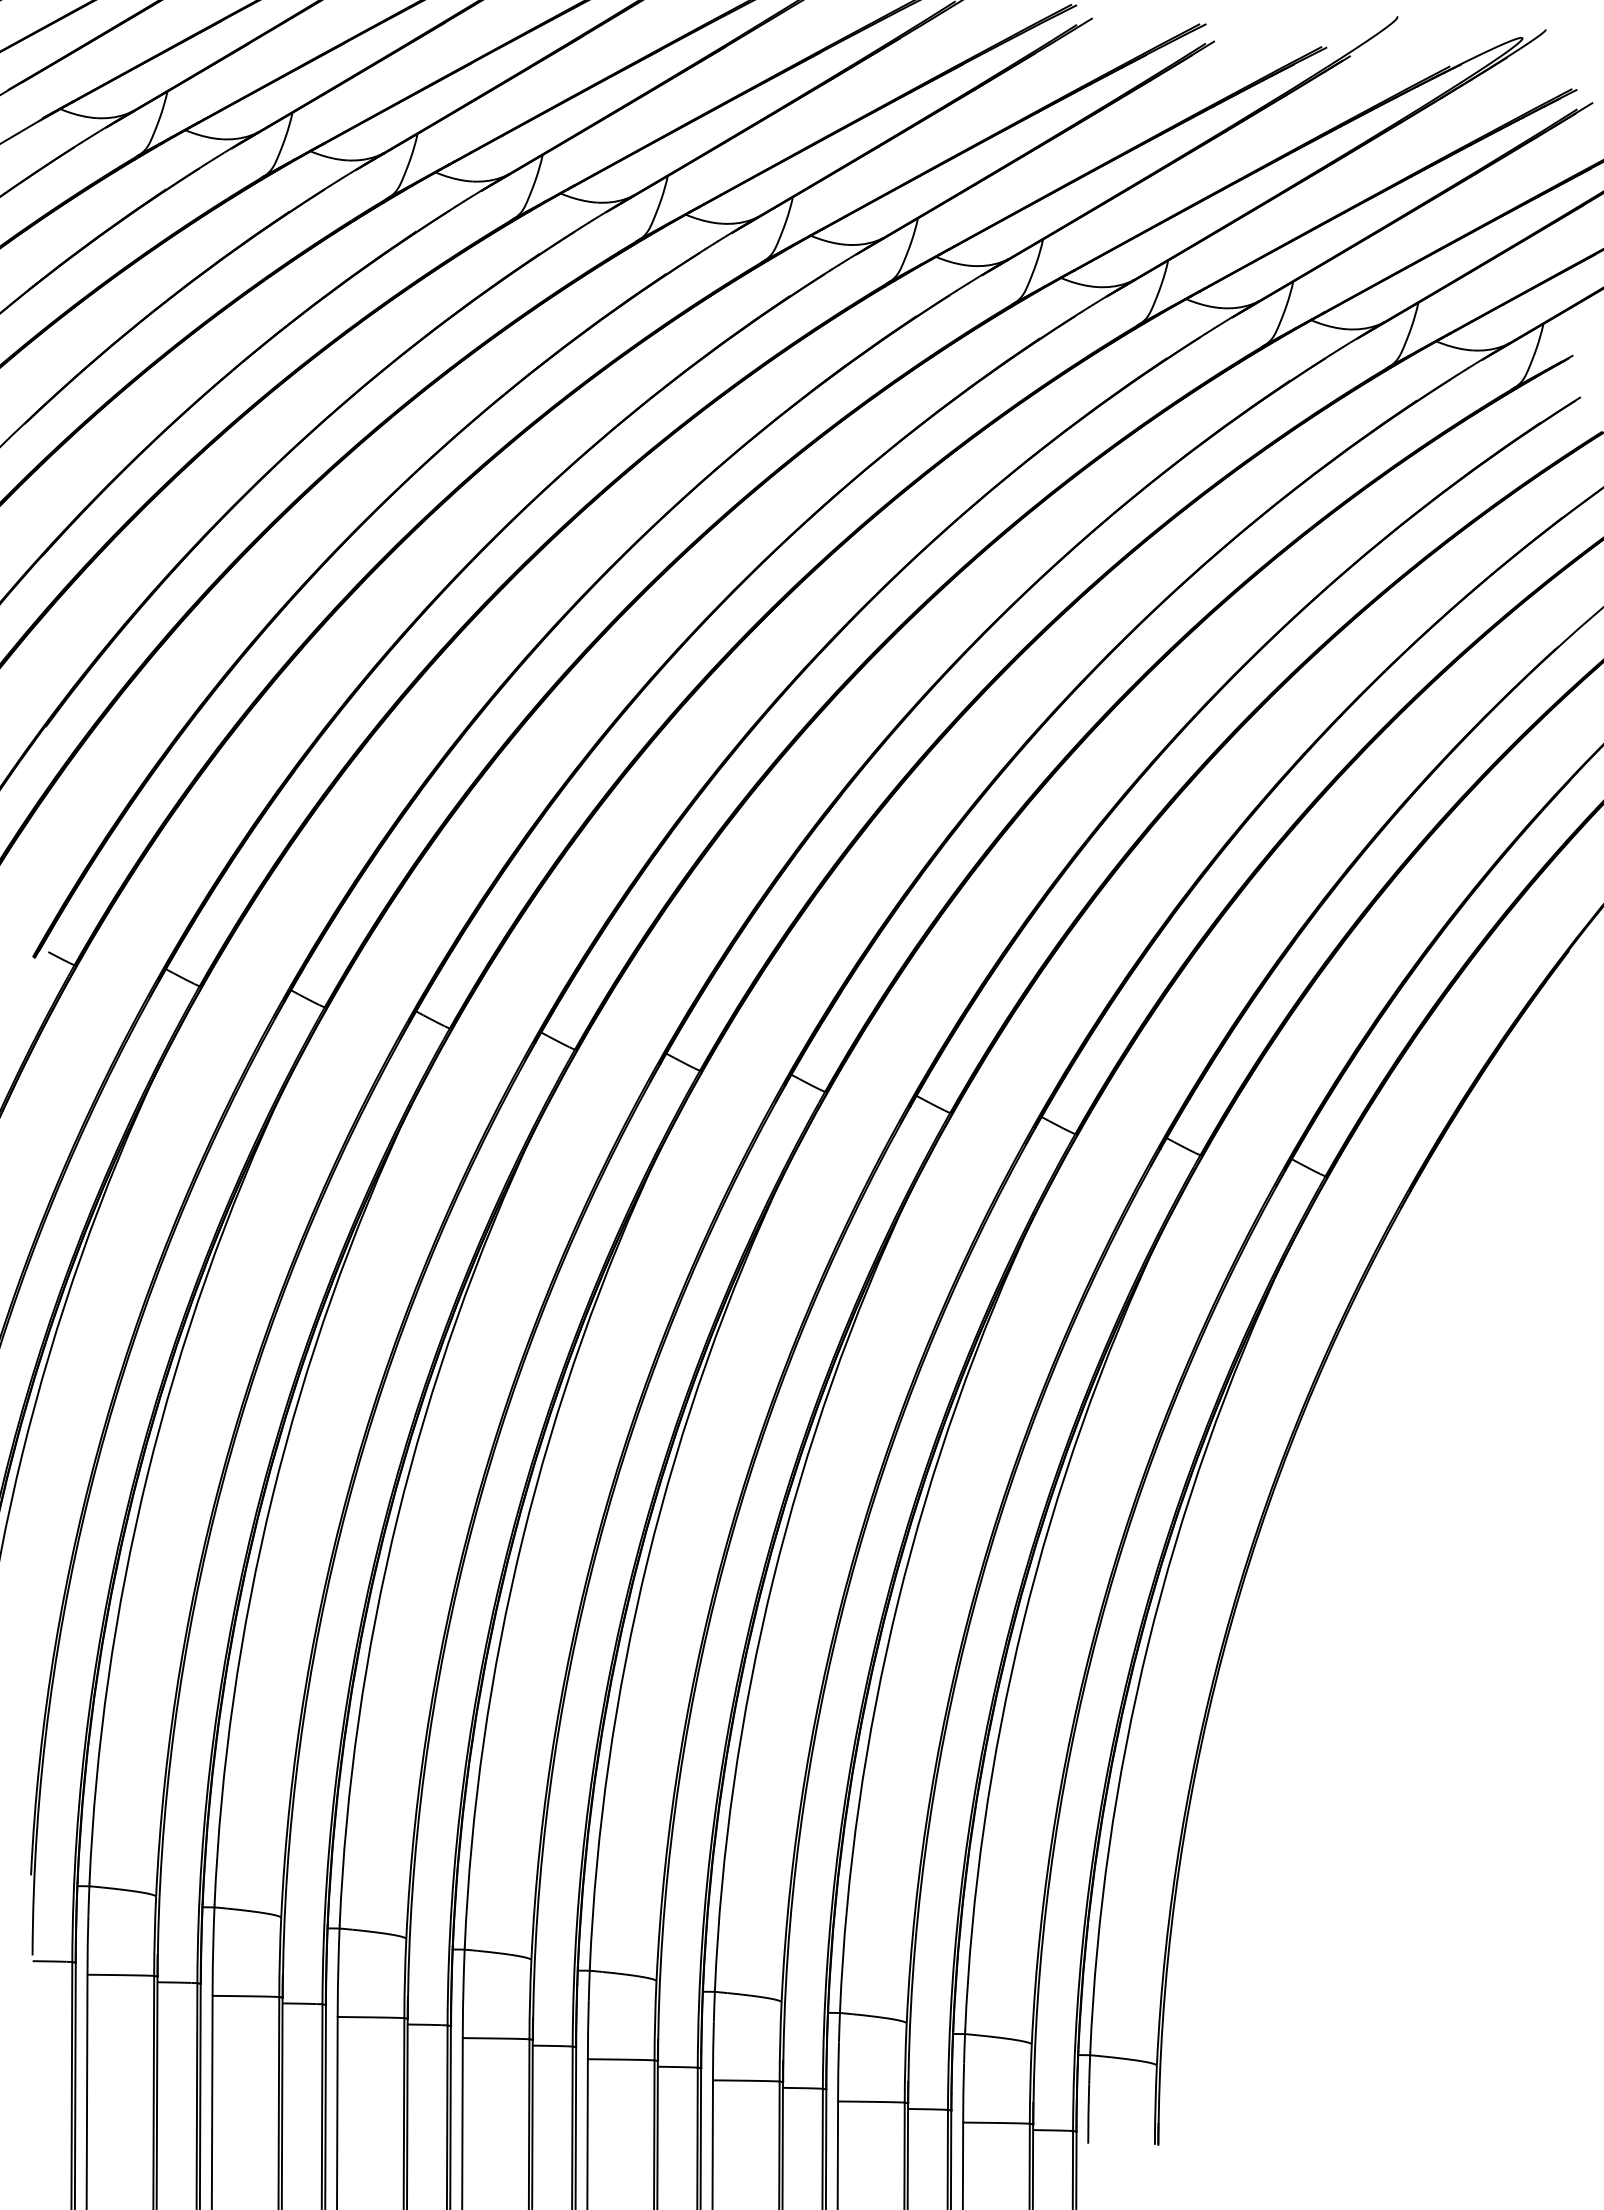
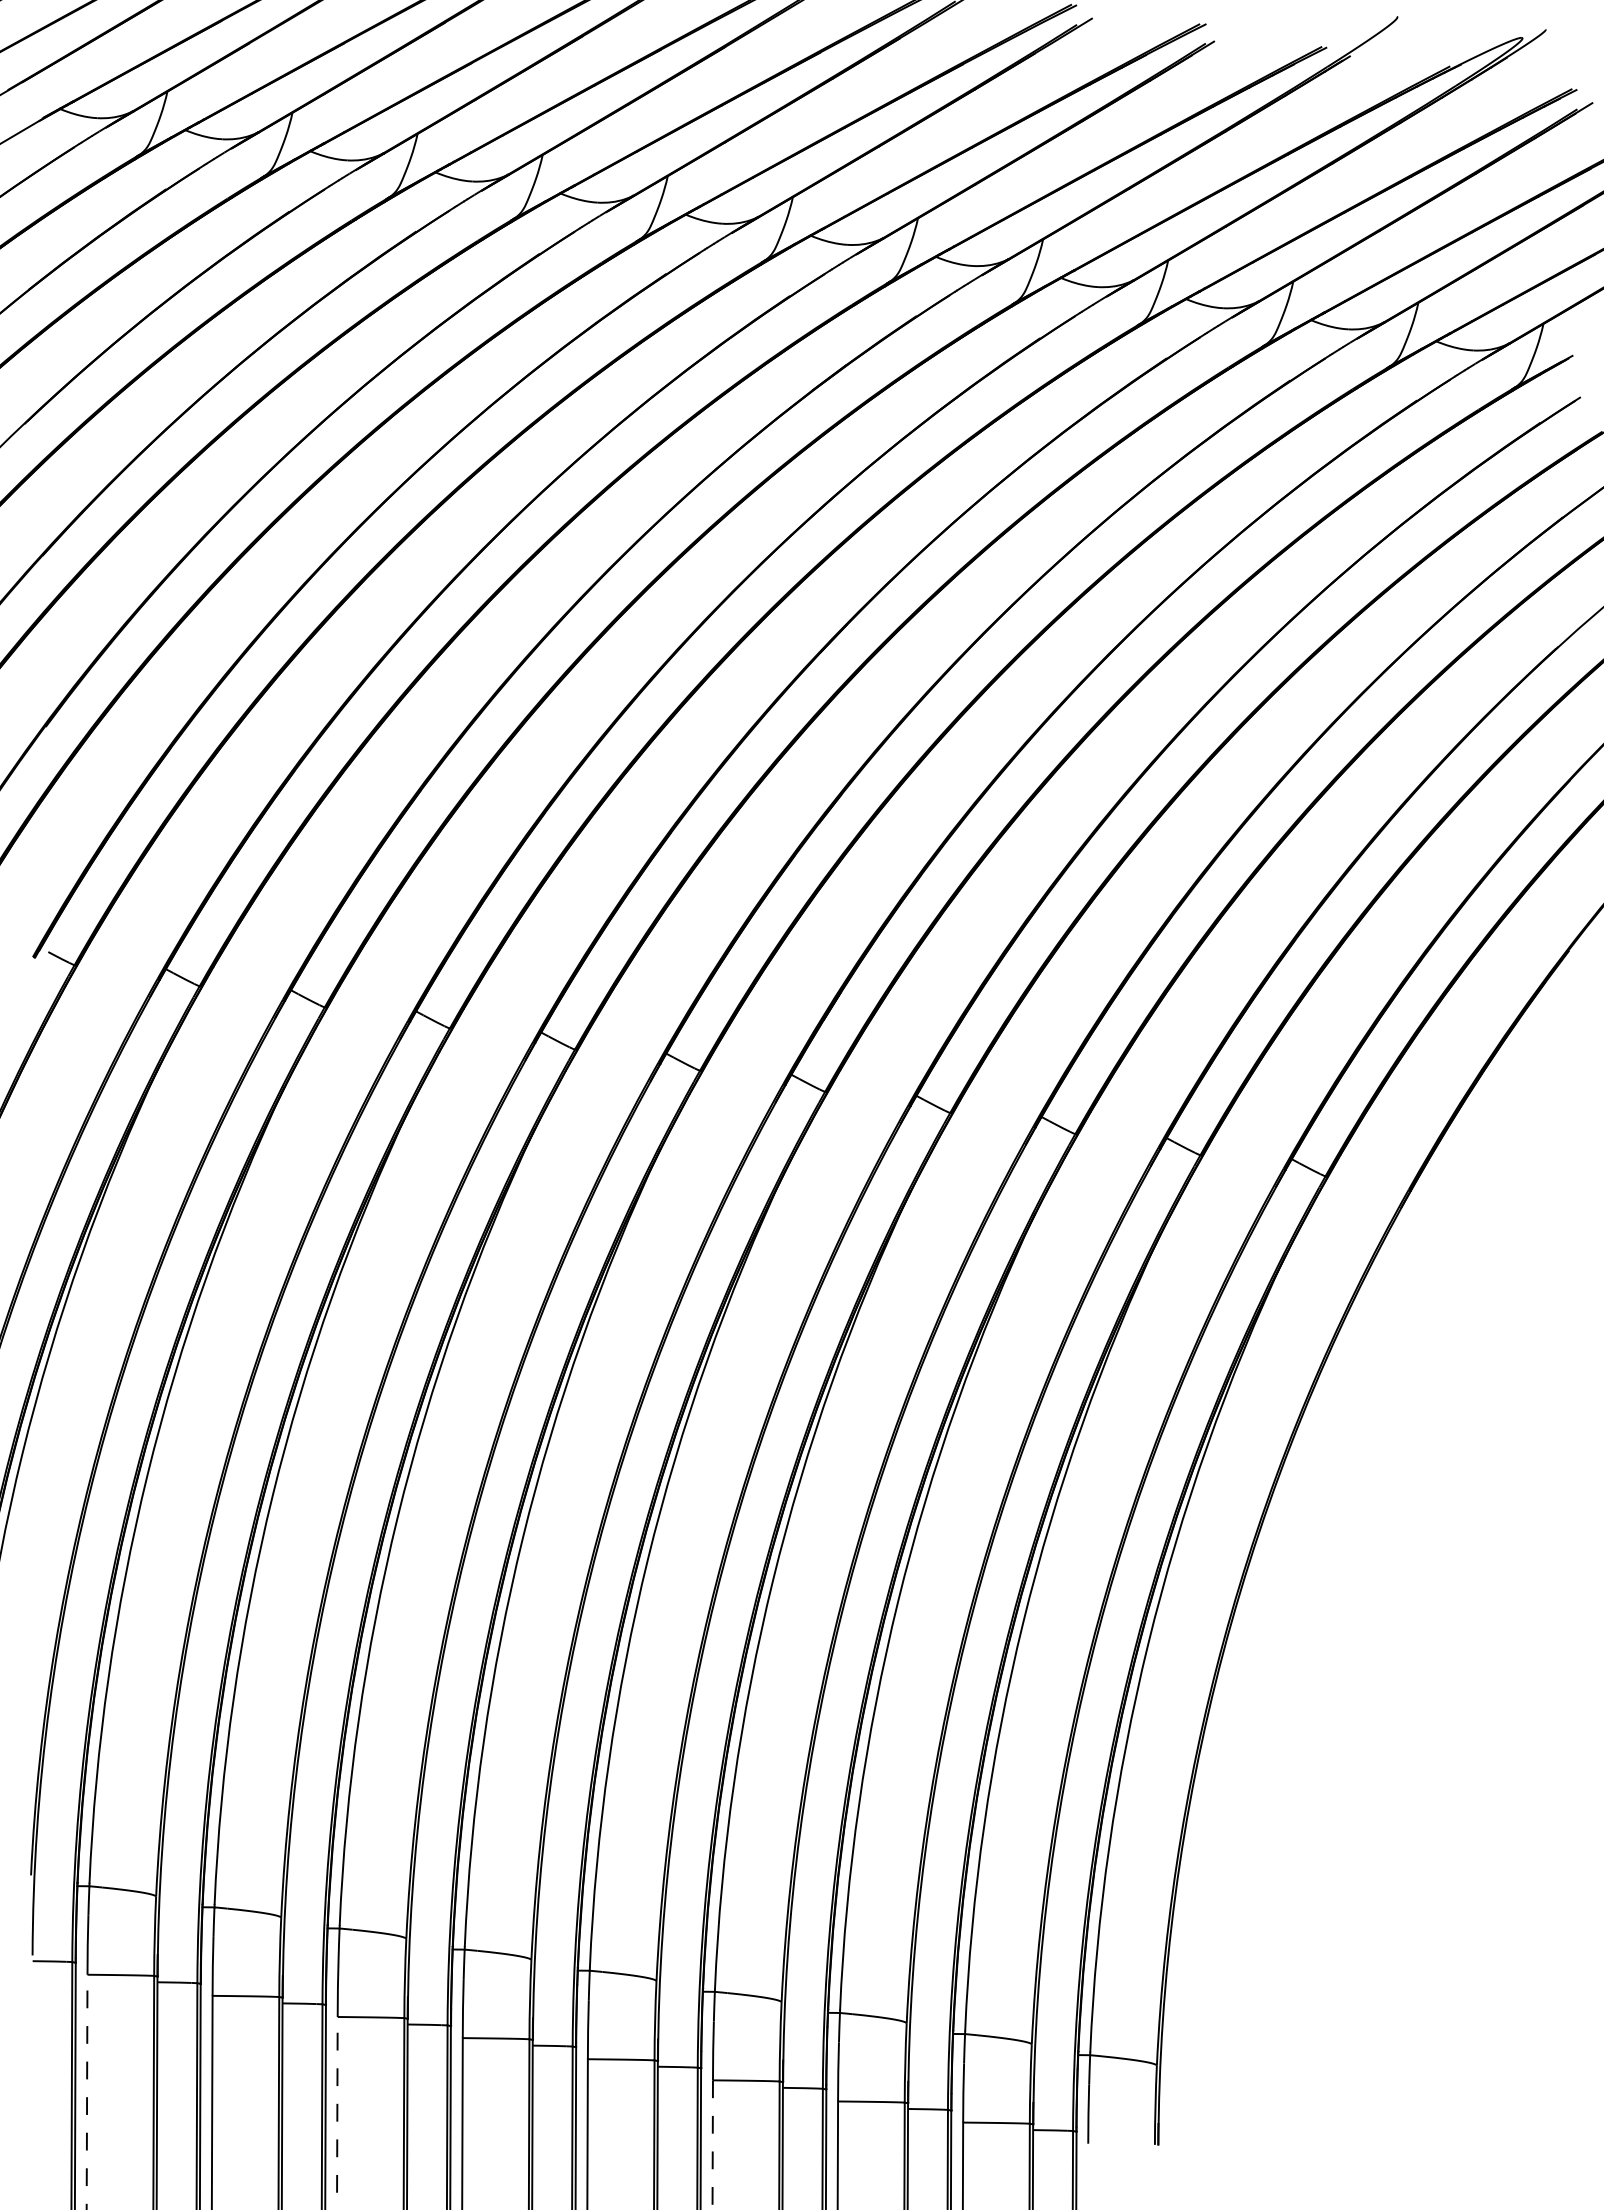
line: solid -> dashed (87, 2092)
line: solid -> dashed (337, 2113)
line: solid -> dashed (712, 2145)
